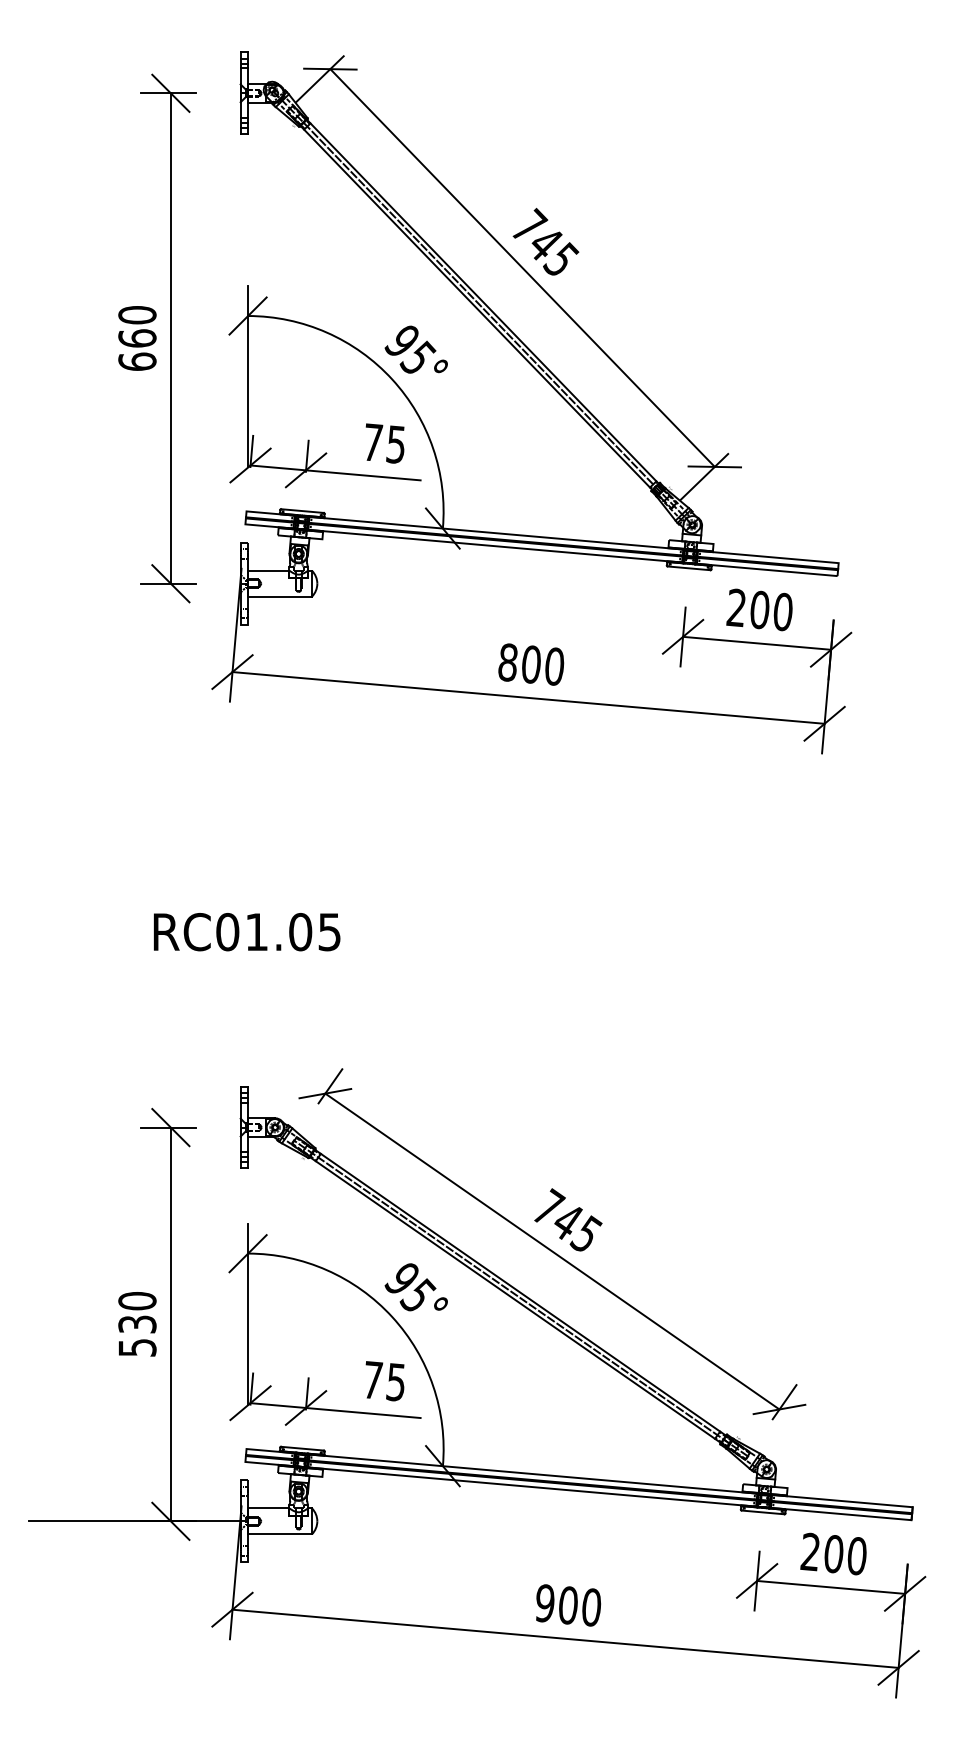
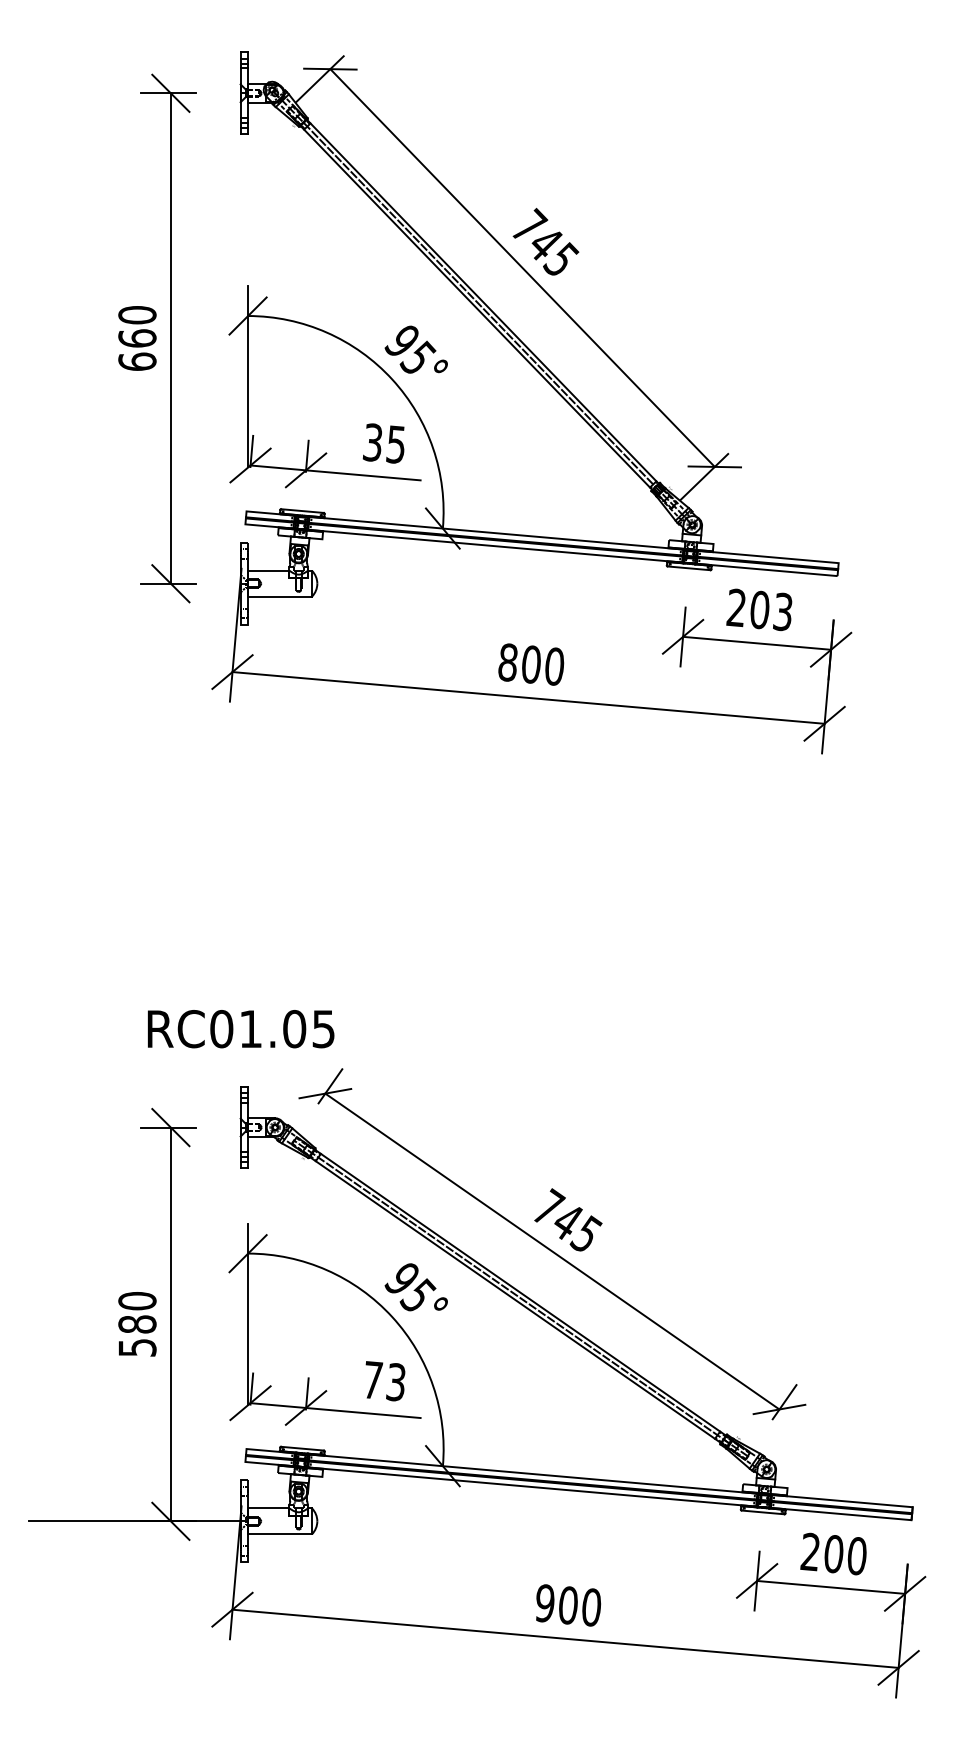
text: 75 -> 35 (372, 442)
text: 200 -> 203 (782, 611)
text position: (247, 932) -> (241, 1029) (241, 1029)
text: 530 -> 580 (137, 1324)
text: 75 -> 73 (395, 1381)
